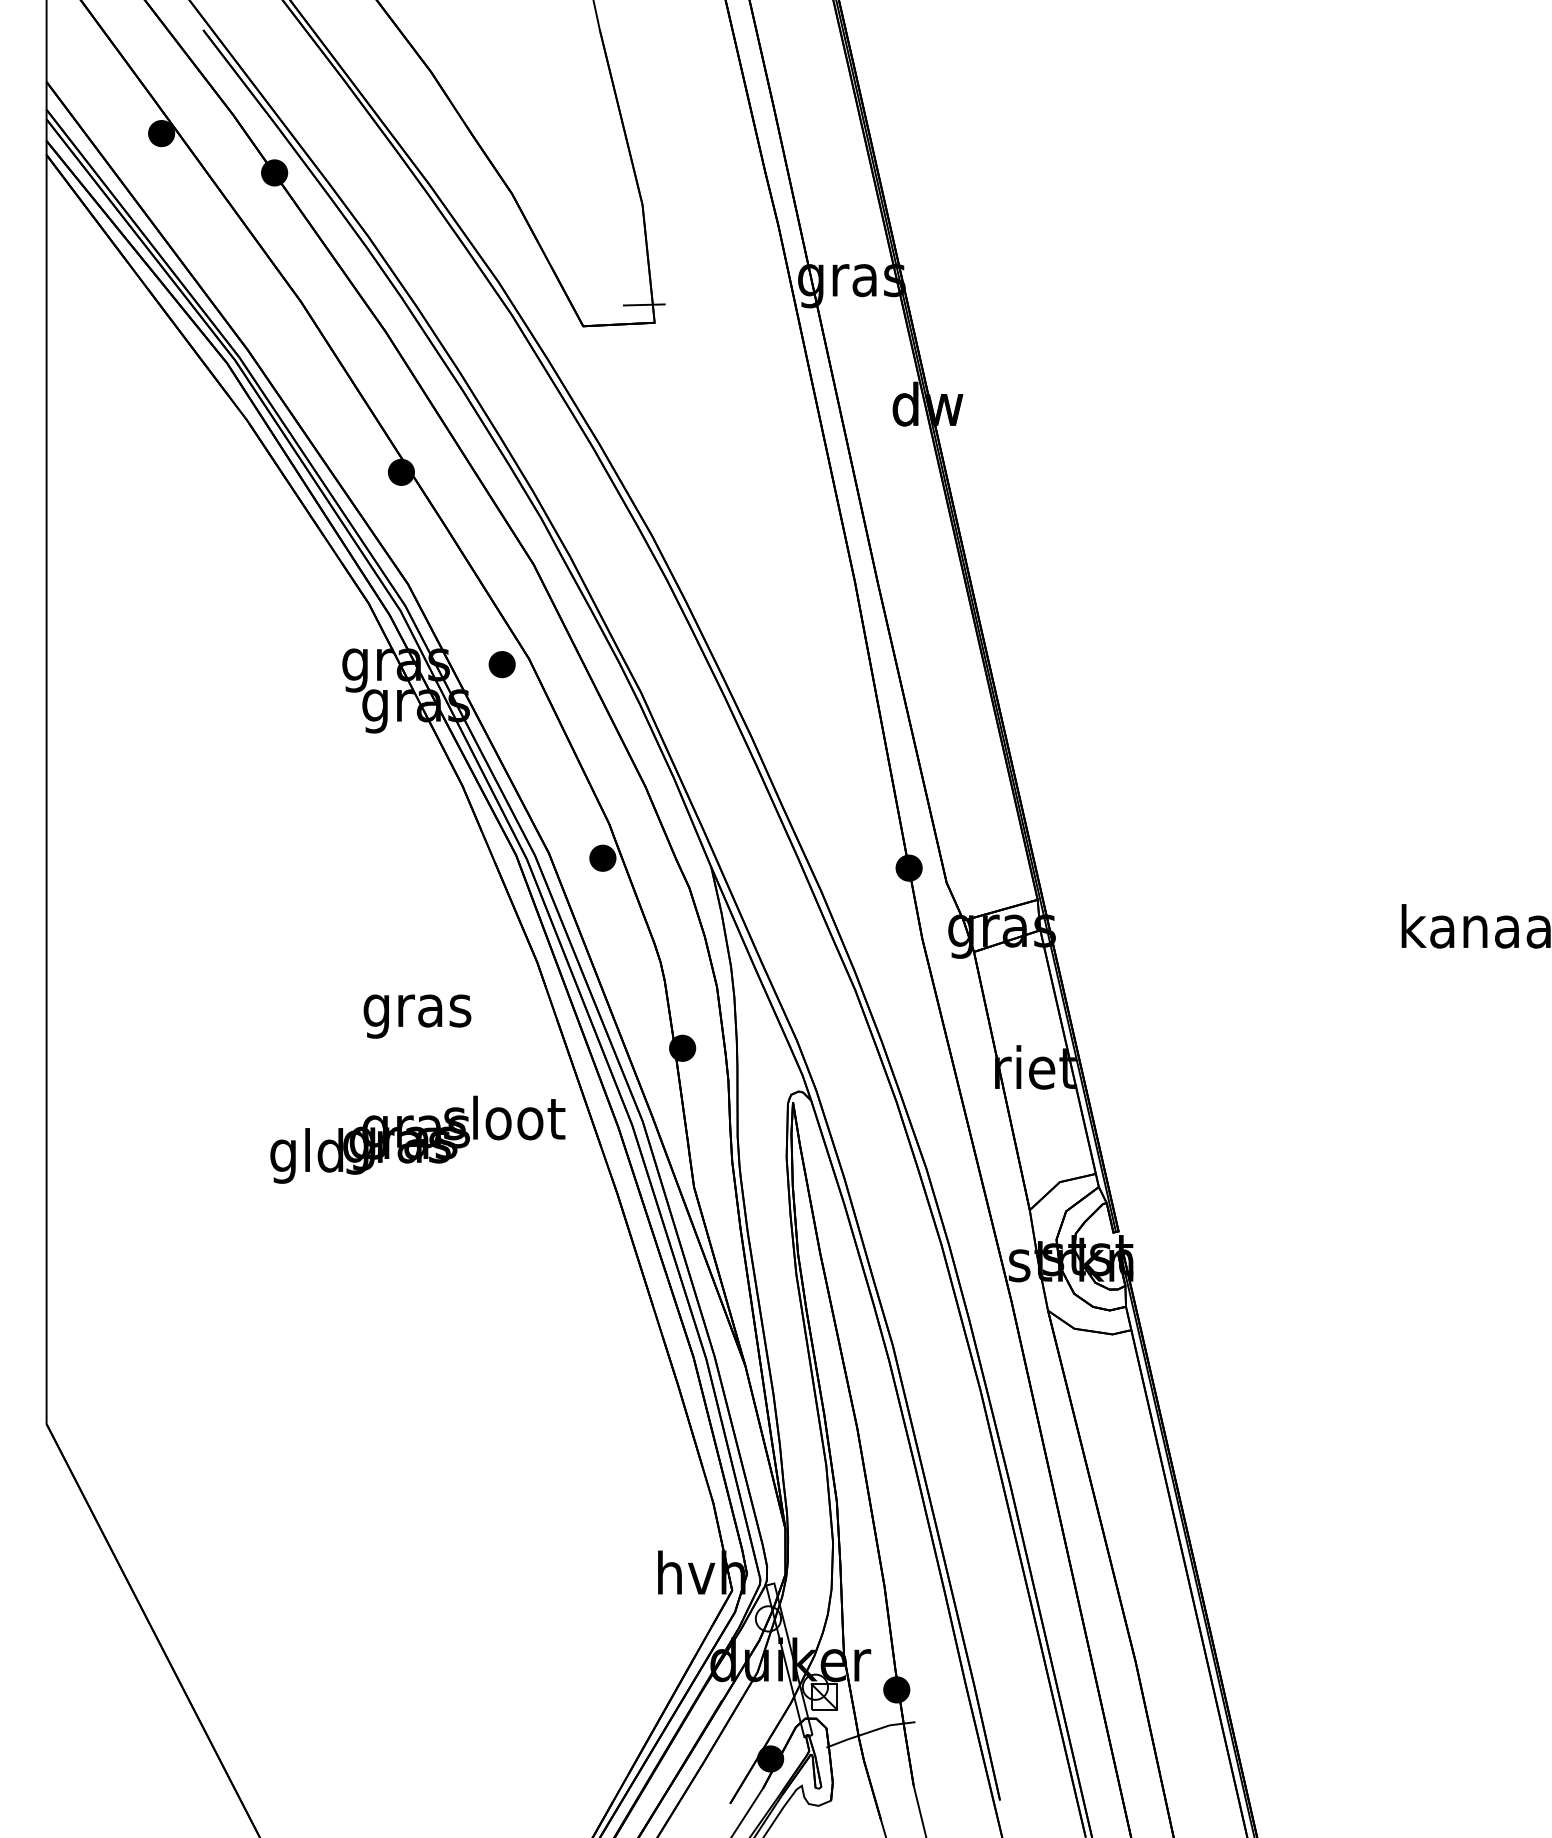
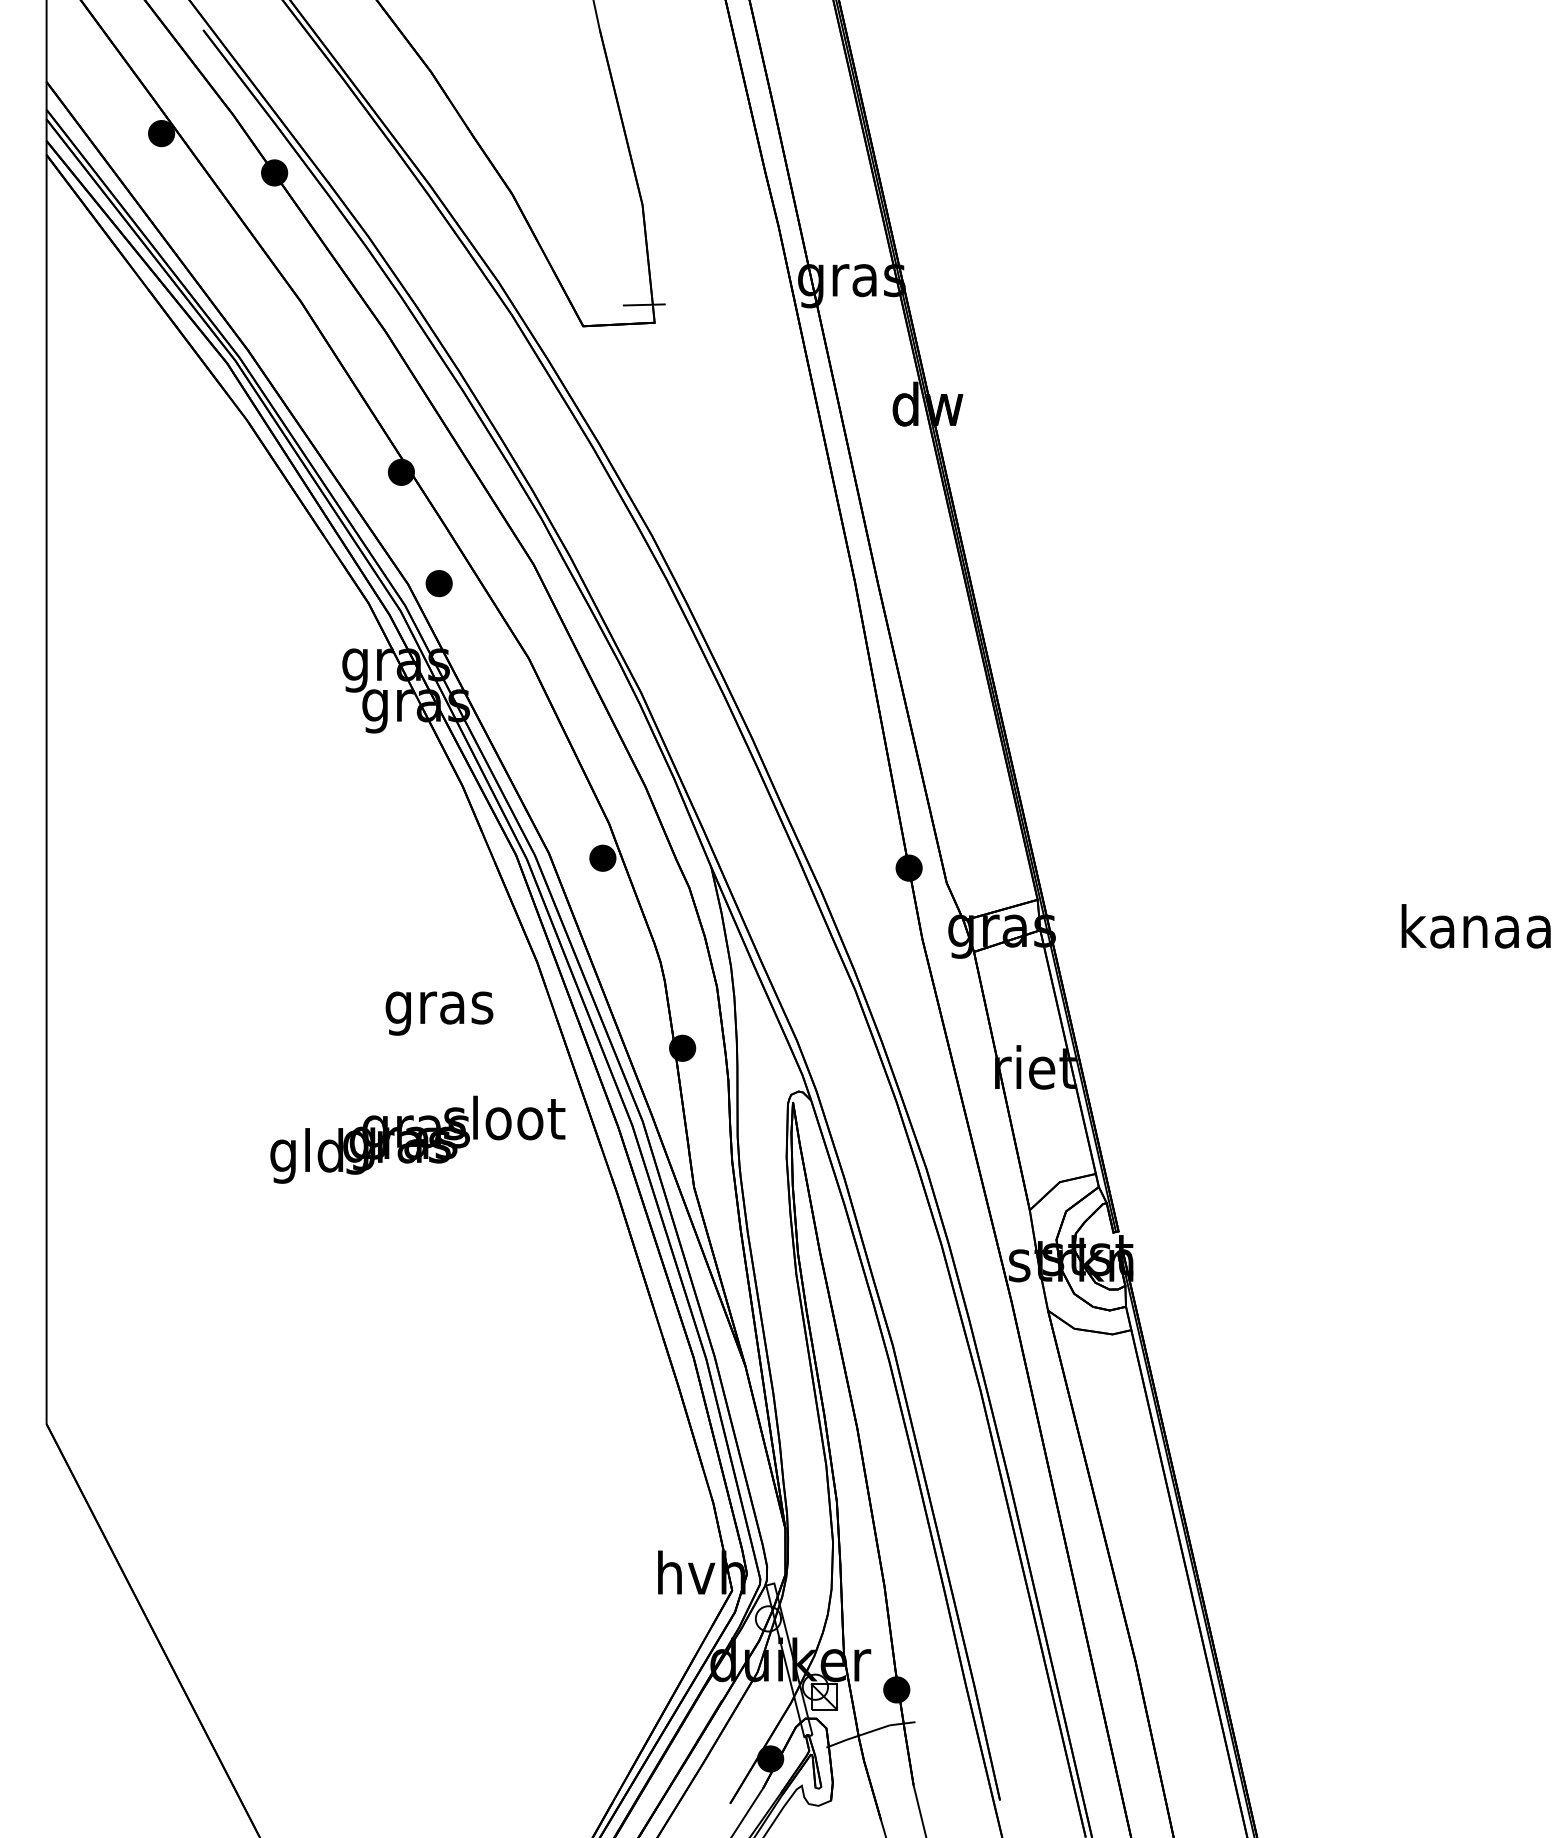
part position: (501, 664) -> (438, 583) (438, 583)
text position: (417, 1016) -> (439, 1013) (439, 1013)
